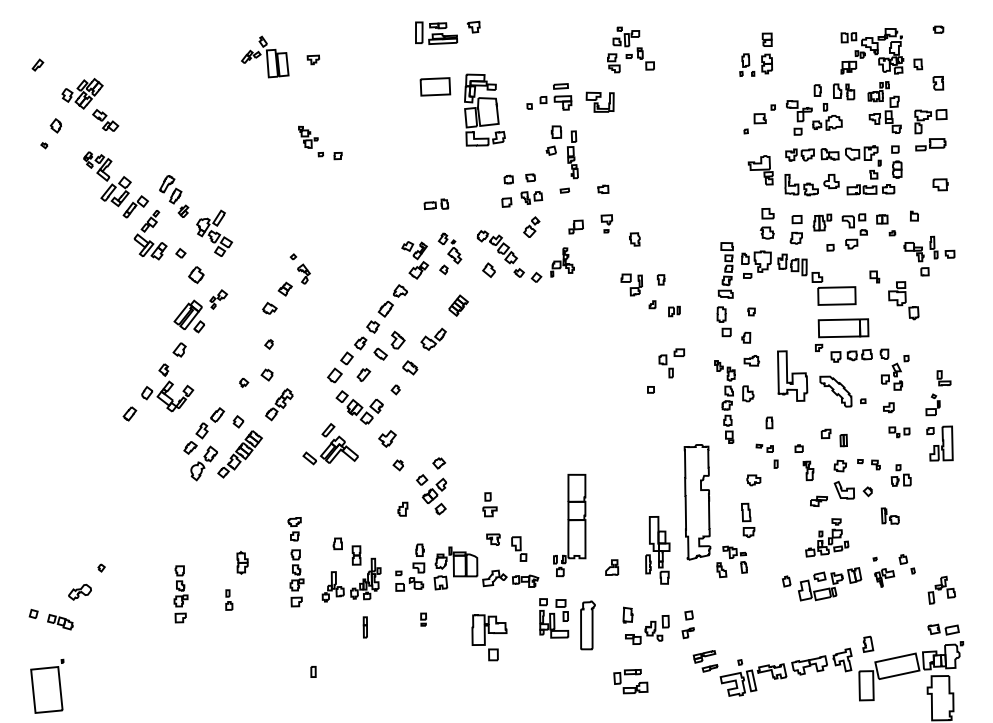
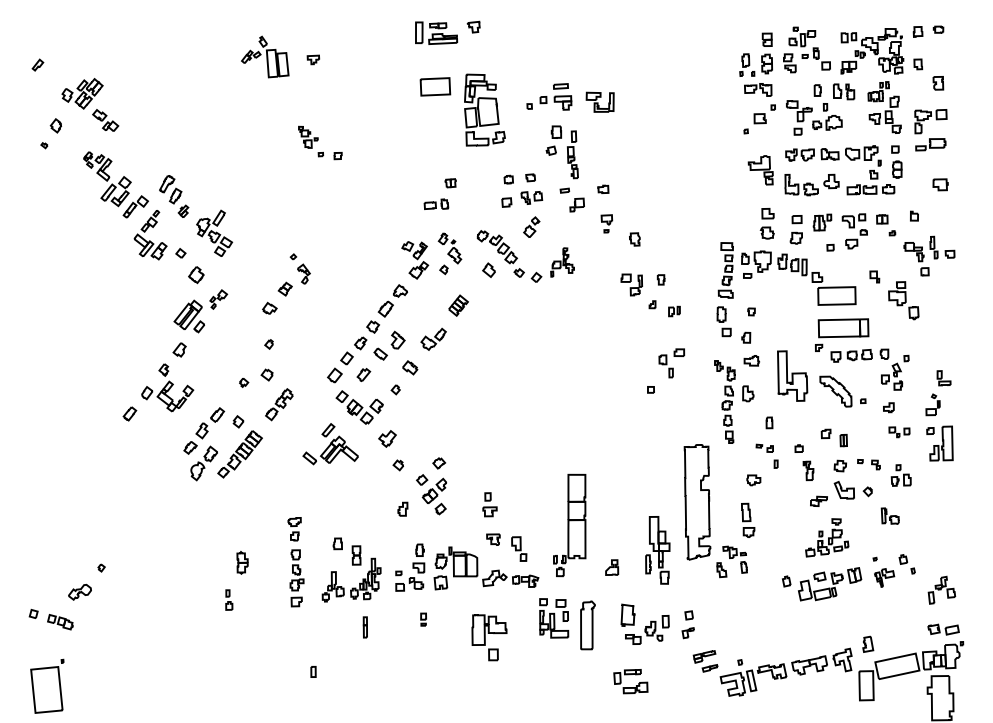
part: none -> present (917, 31)
part position: (630, 49) -> (806, 49) (806, 49)
part: none -> present (758, 89)
part: none -> present (450, 183)
part position: (575, 226) -> (576, 204) (576, 204)
part: present -> none (180, 594)
part size: 12x18 px -> 16x24 px (627, 614)
